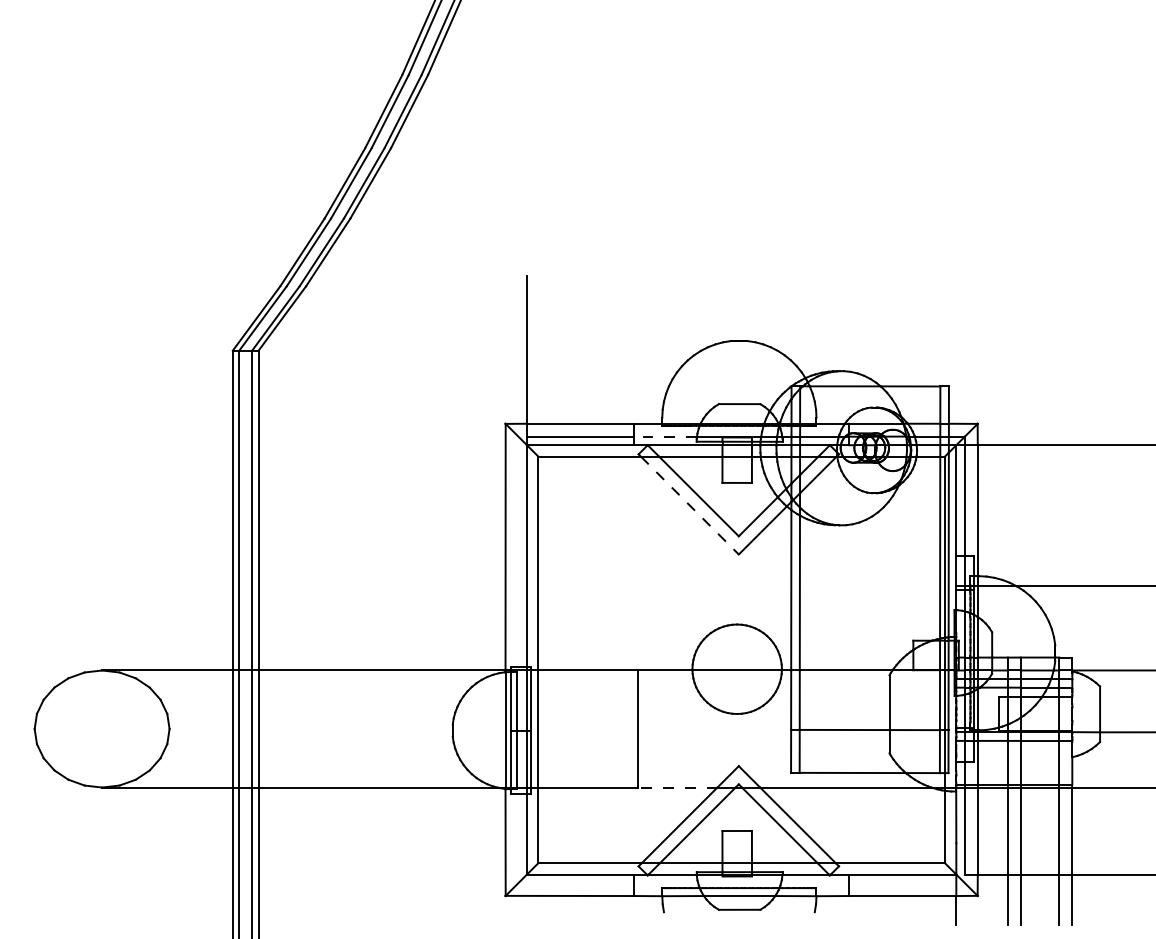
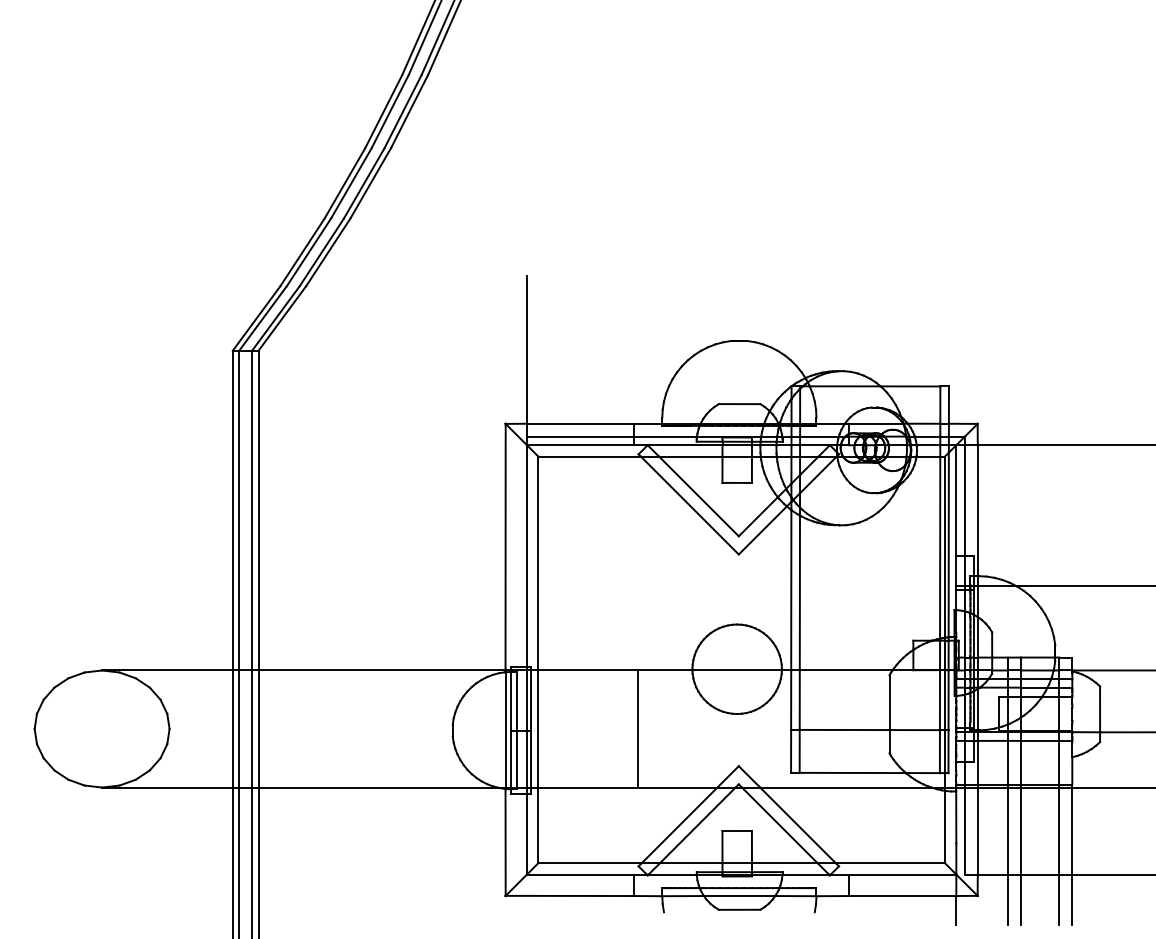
line: dashed -> solid (665, 436)
line: dashed -> solid (690, 505)
line: dashed -> solid (677, 787)
